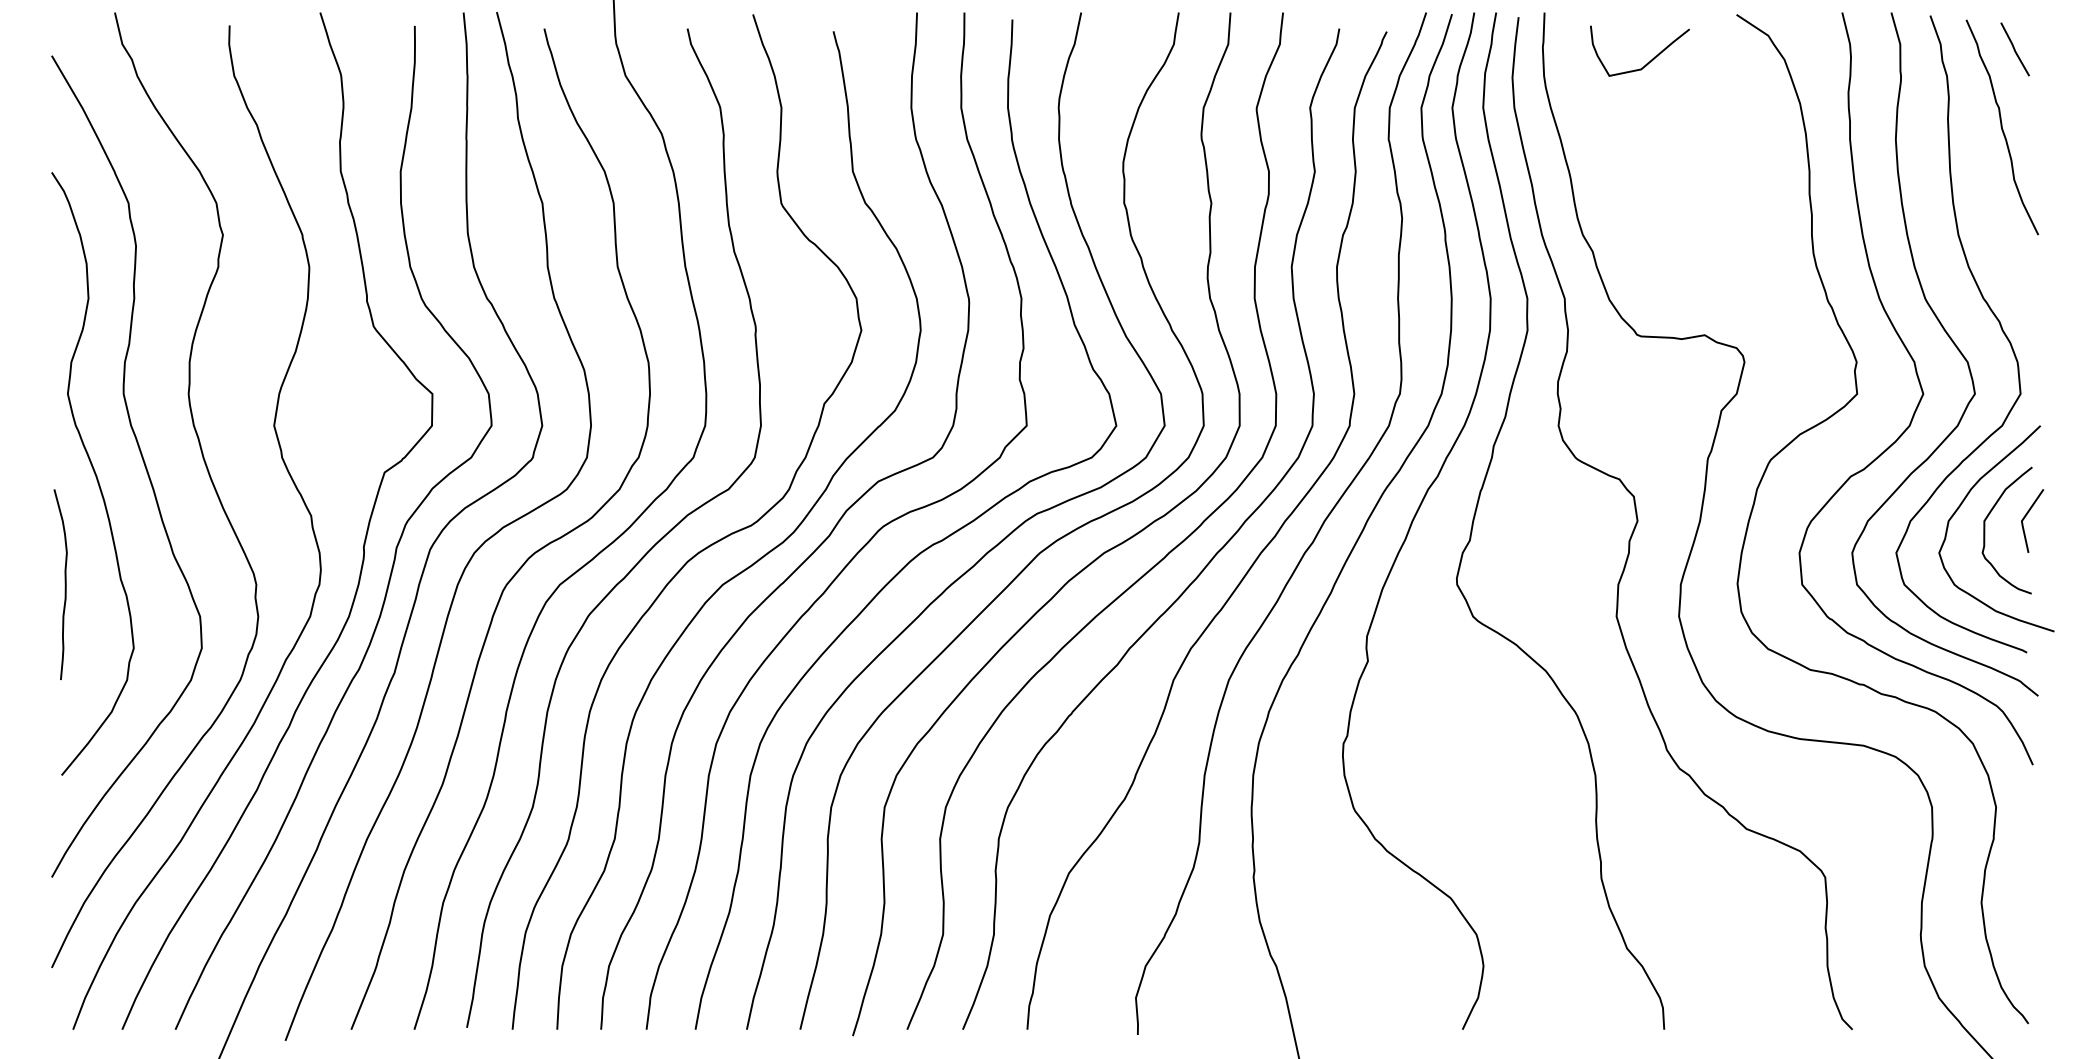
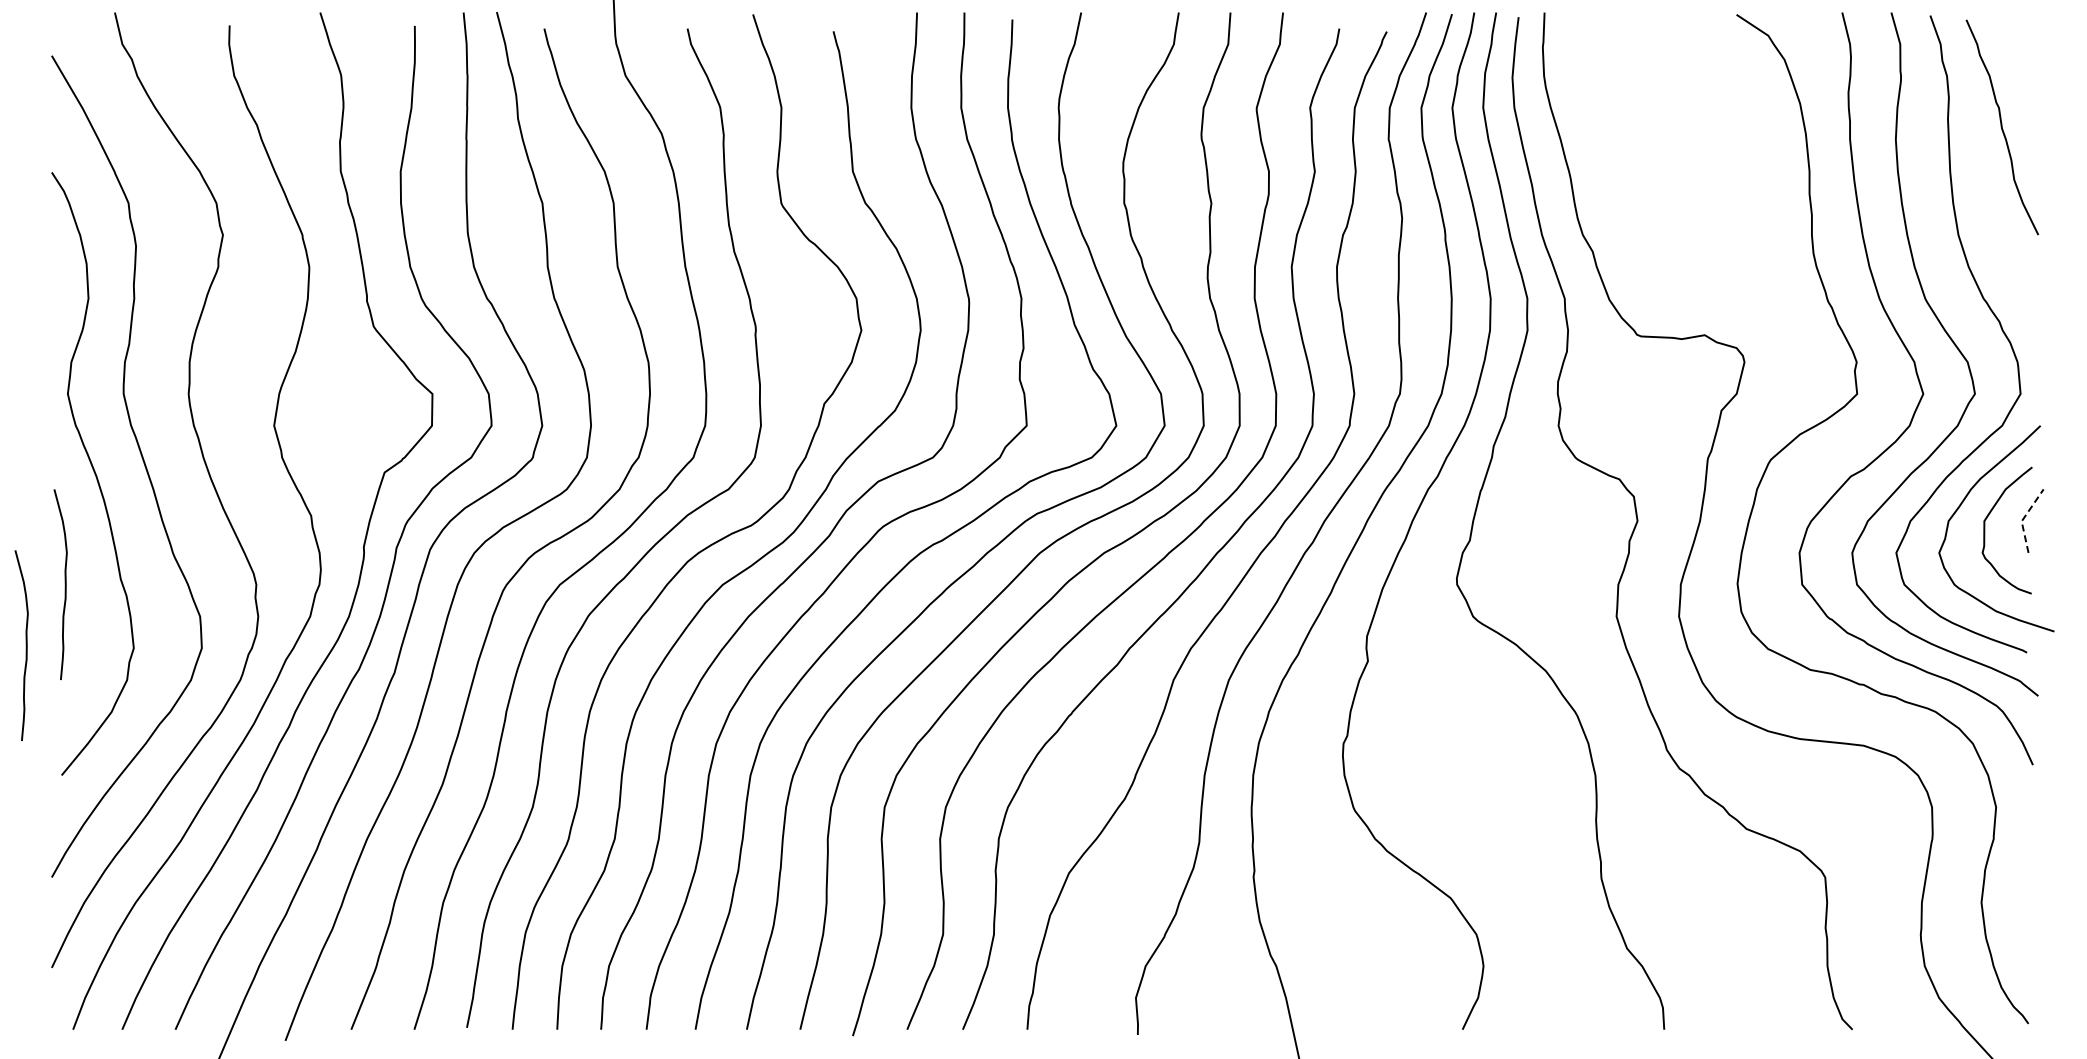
line: present -> none (2014, 49)
curve: present -> none (1647, 62)
line: solid -> dashed (2022, 519)
curve: none -> present (25, 645)
